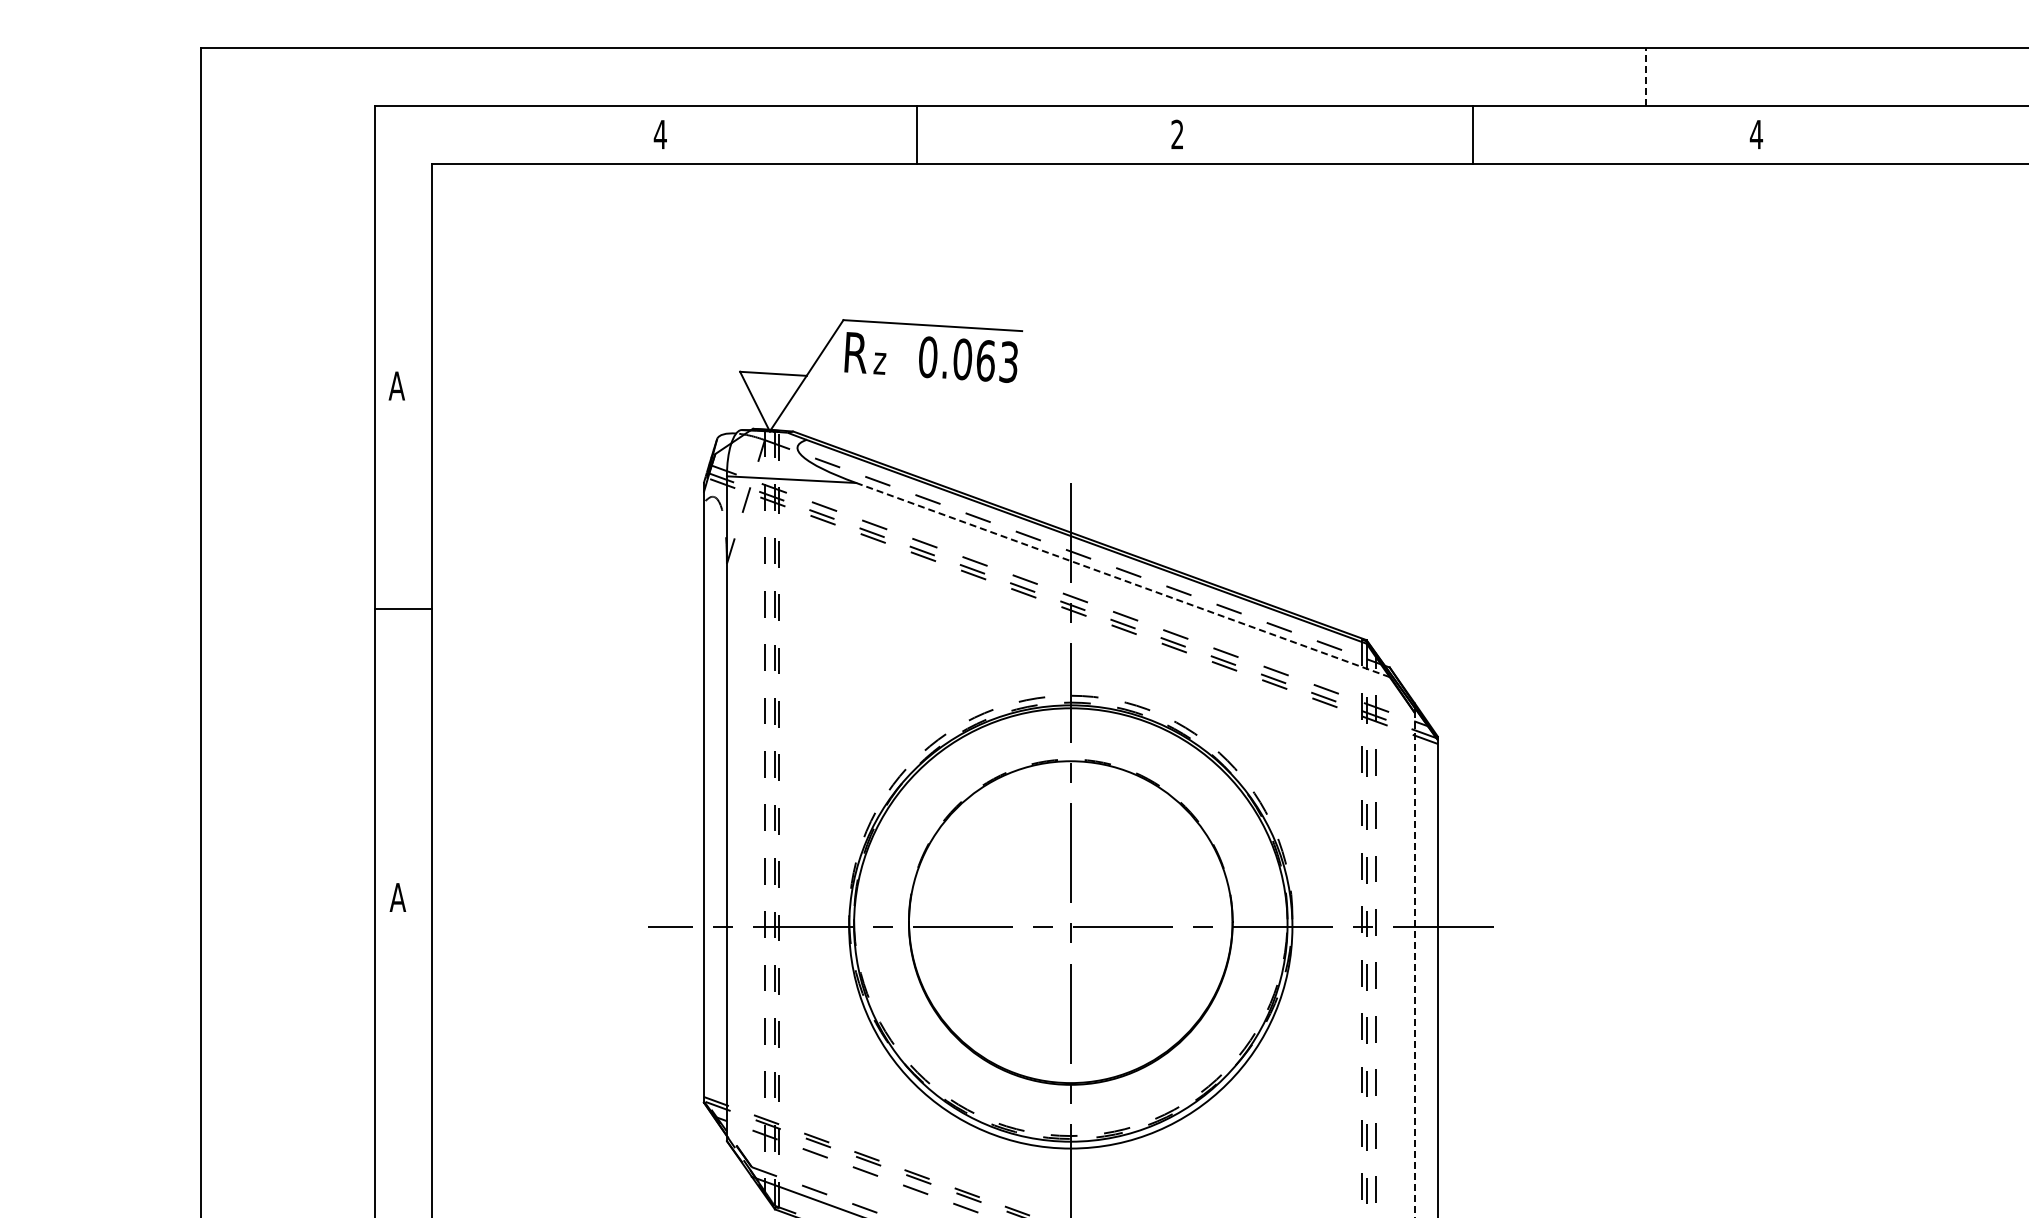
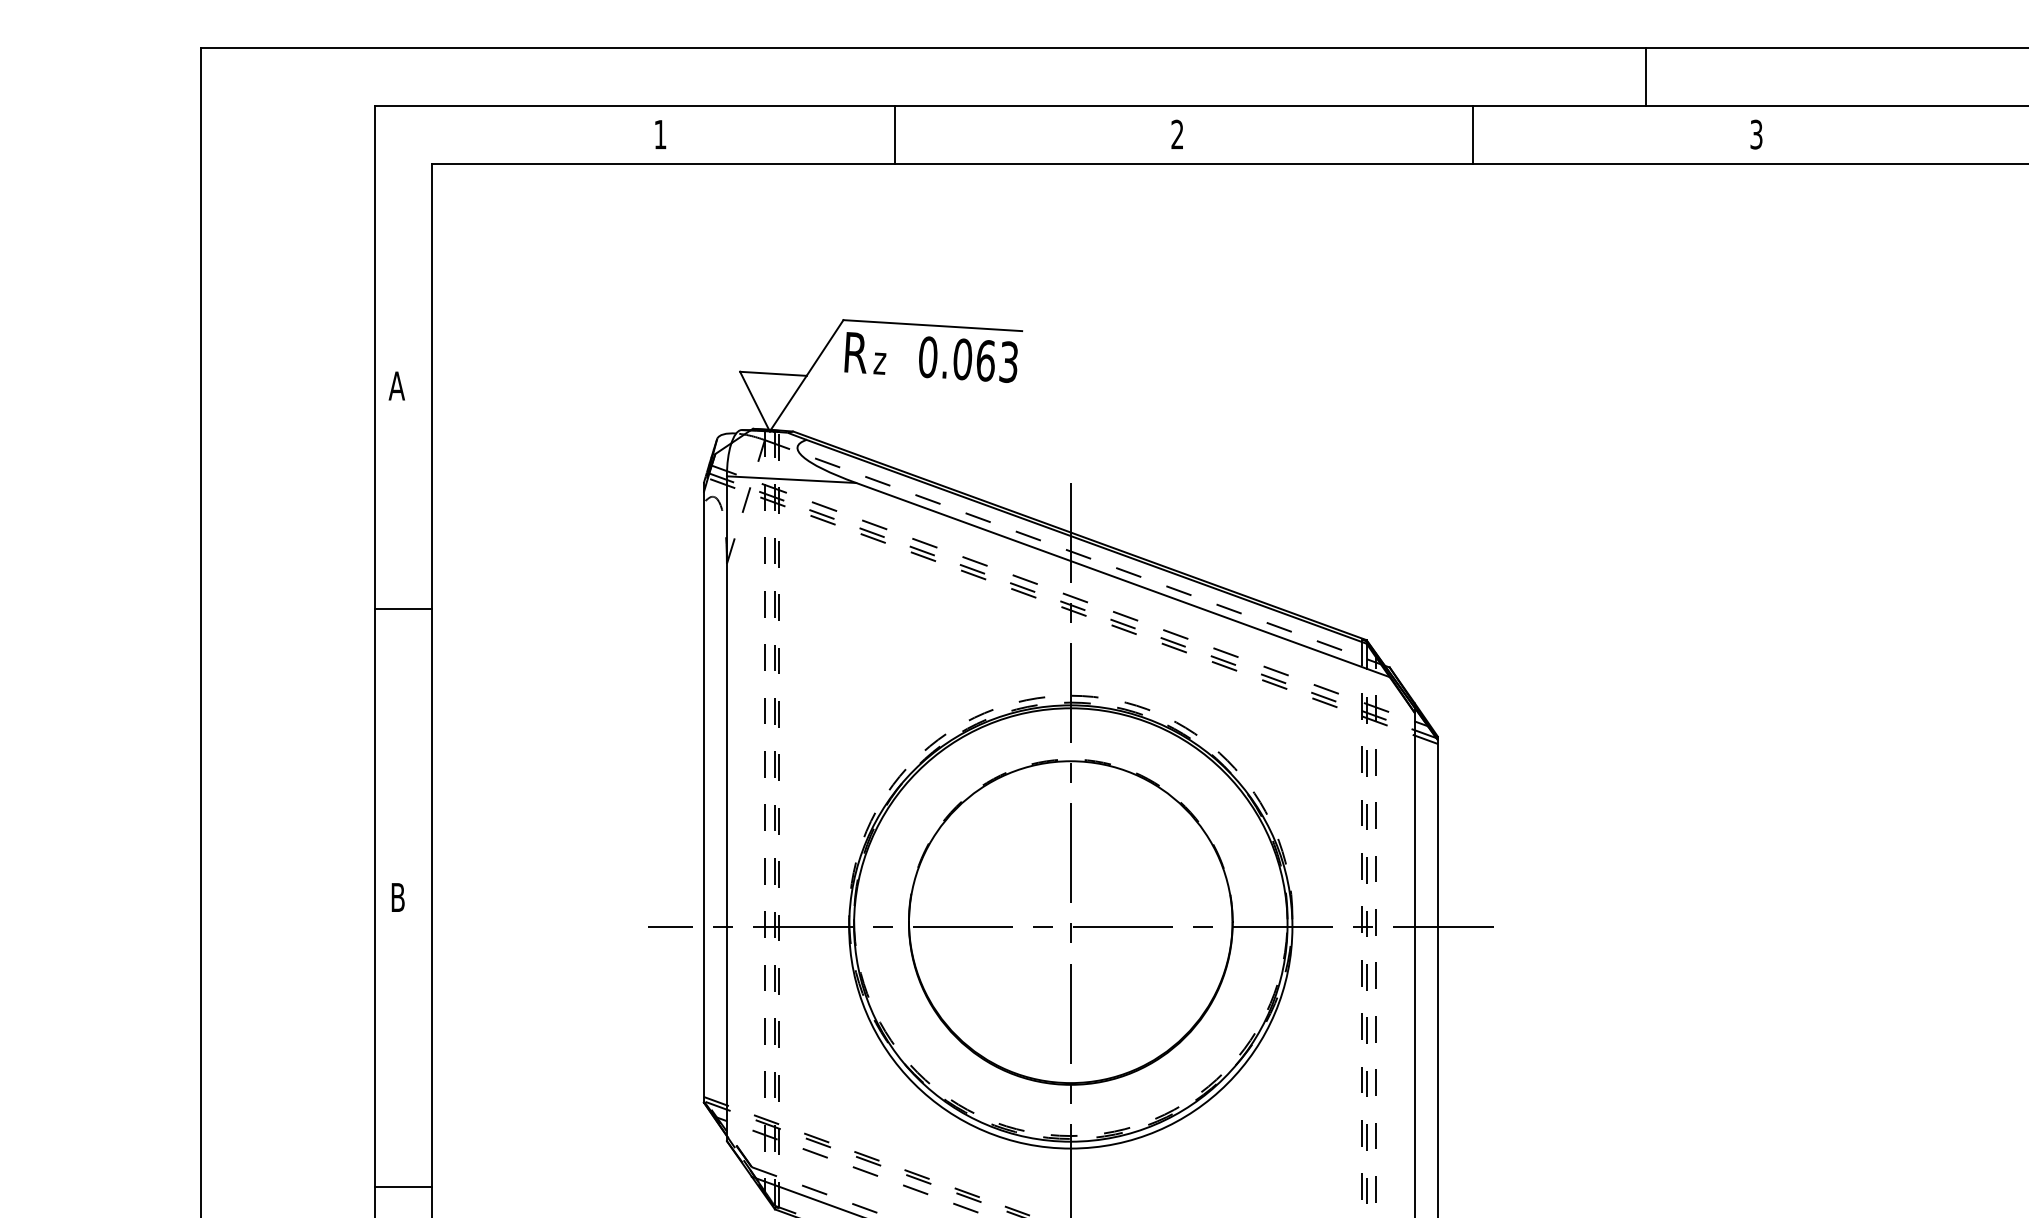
line: dashed -> solid (1646, 76)
text: 4 -> 1 (659, 134)
line position: (916, 134) -> (894, 134) (894, 134)
text: 4 -> 3 (1756, 134)
line: dashed -> solid (1122, 580)
text: A -> B (397, 897)
line: dashed -> solid (1414, 964)
line: none -> present (403, 1186)
